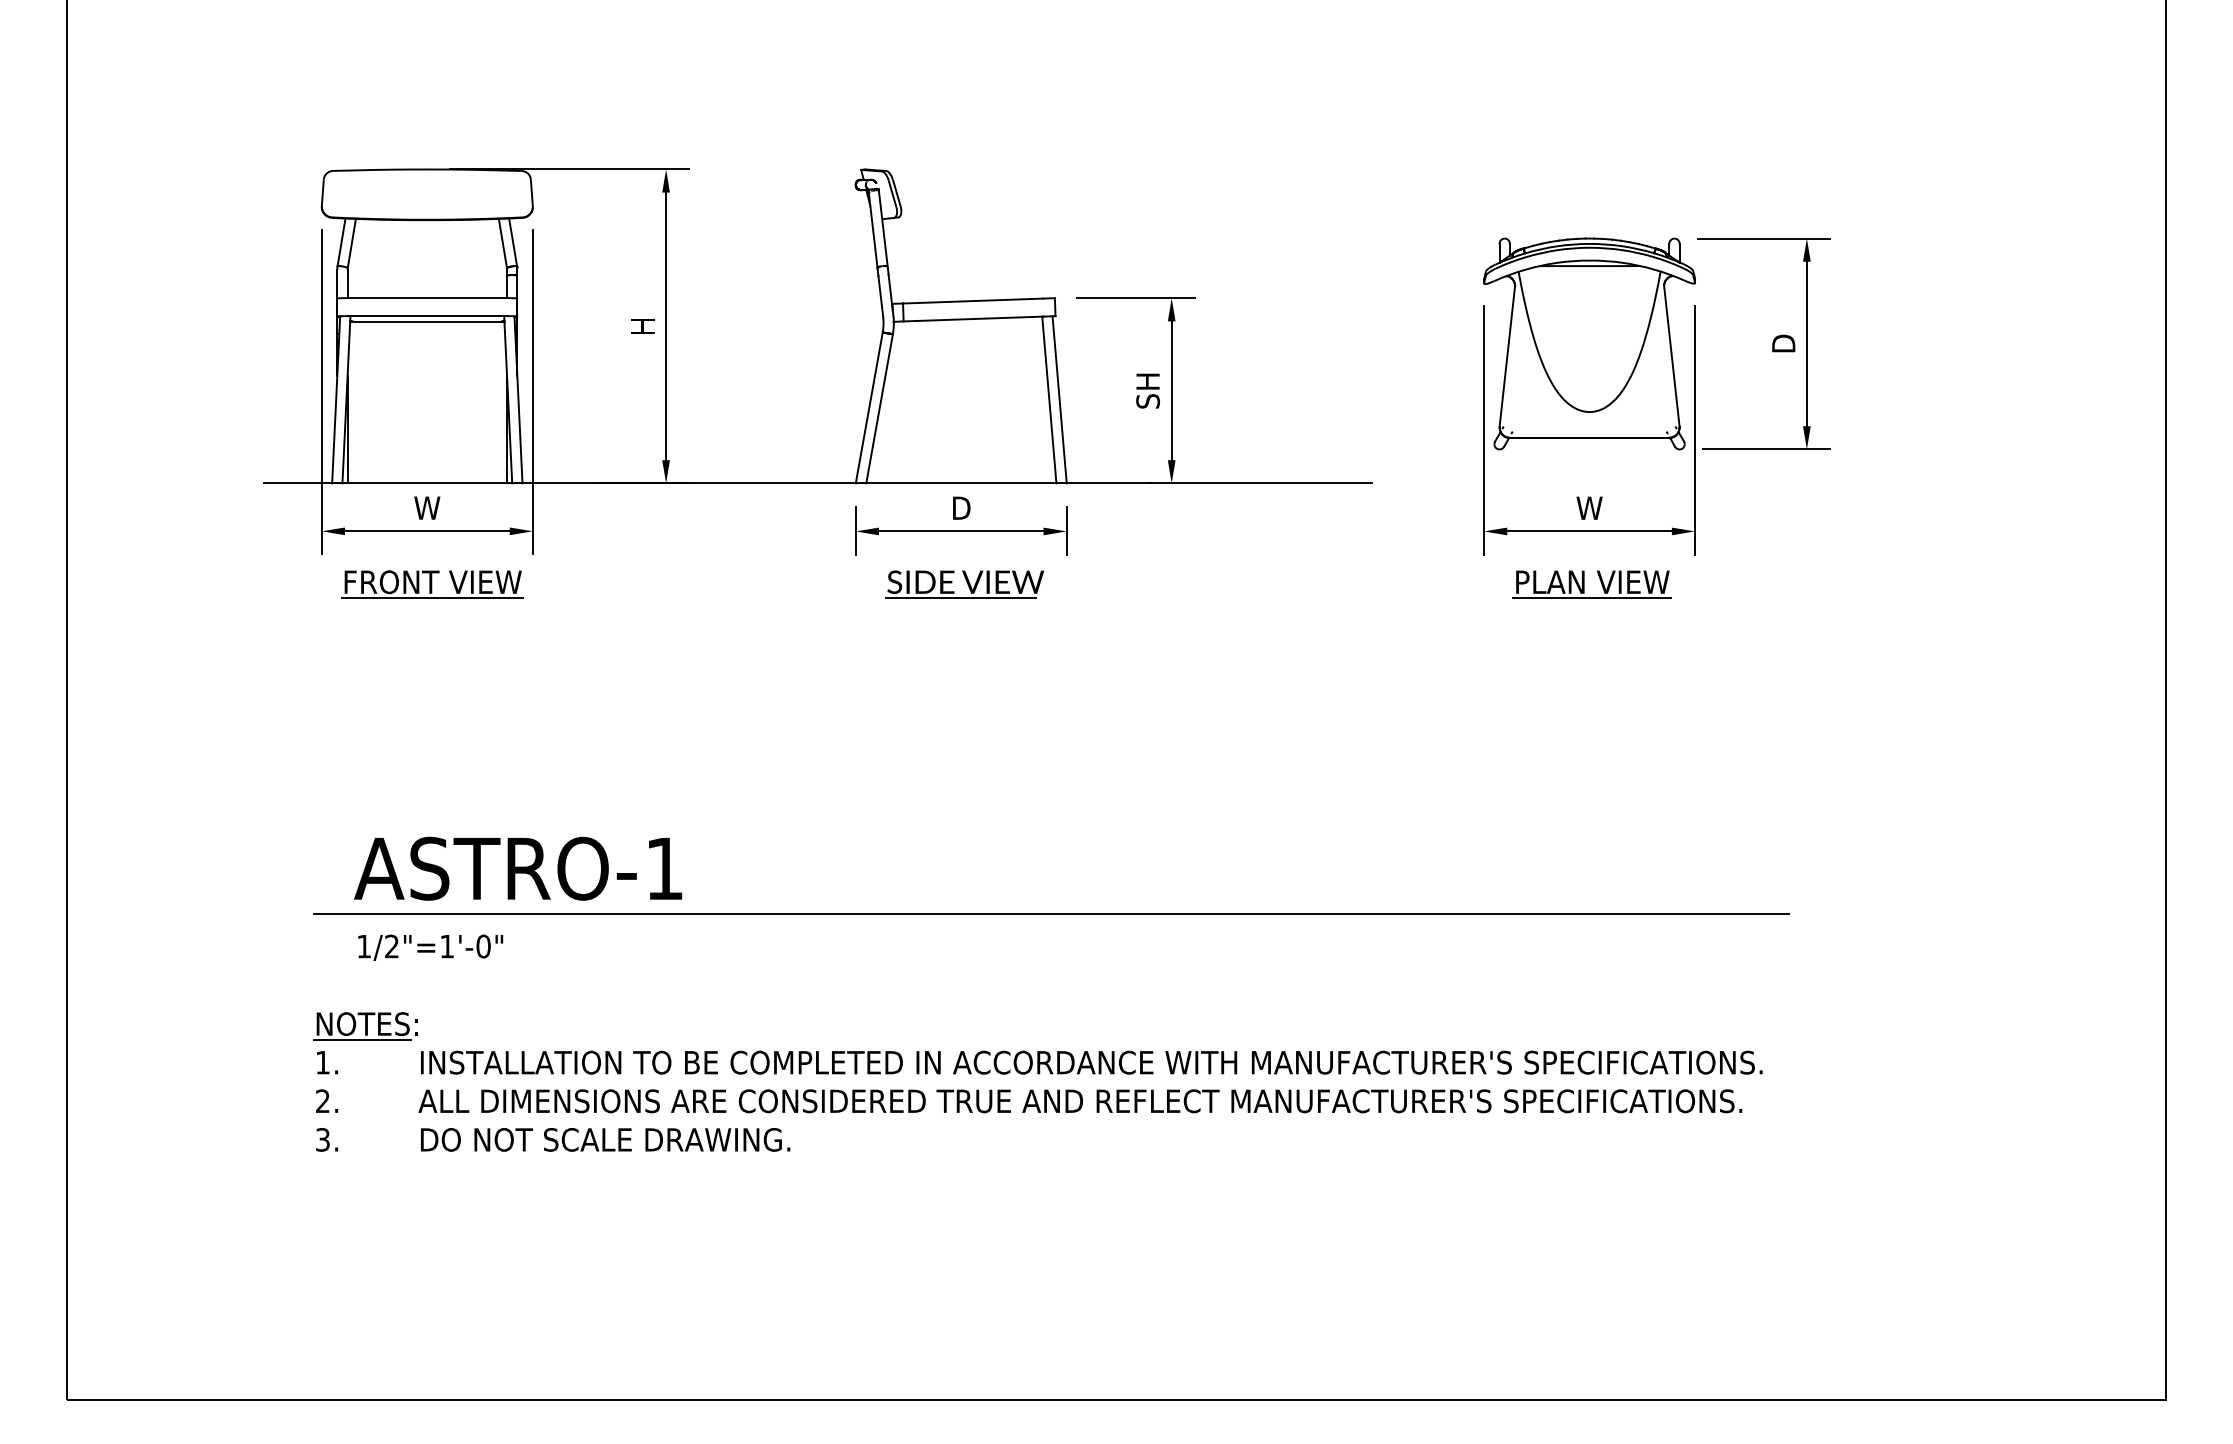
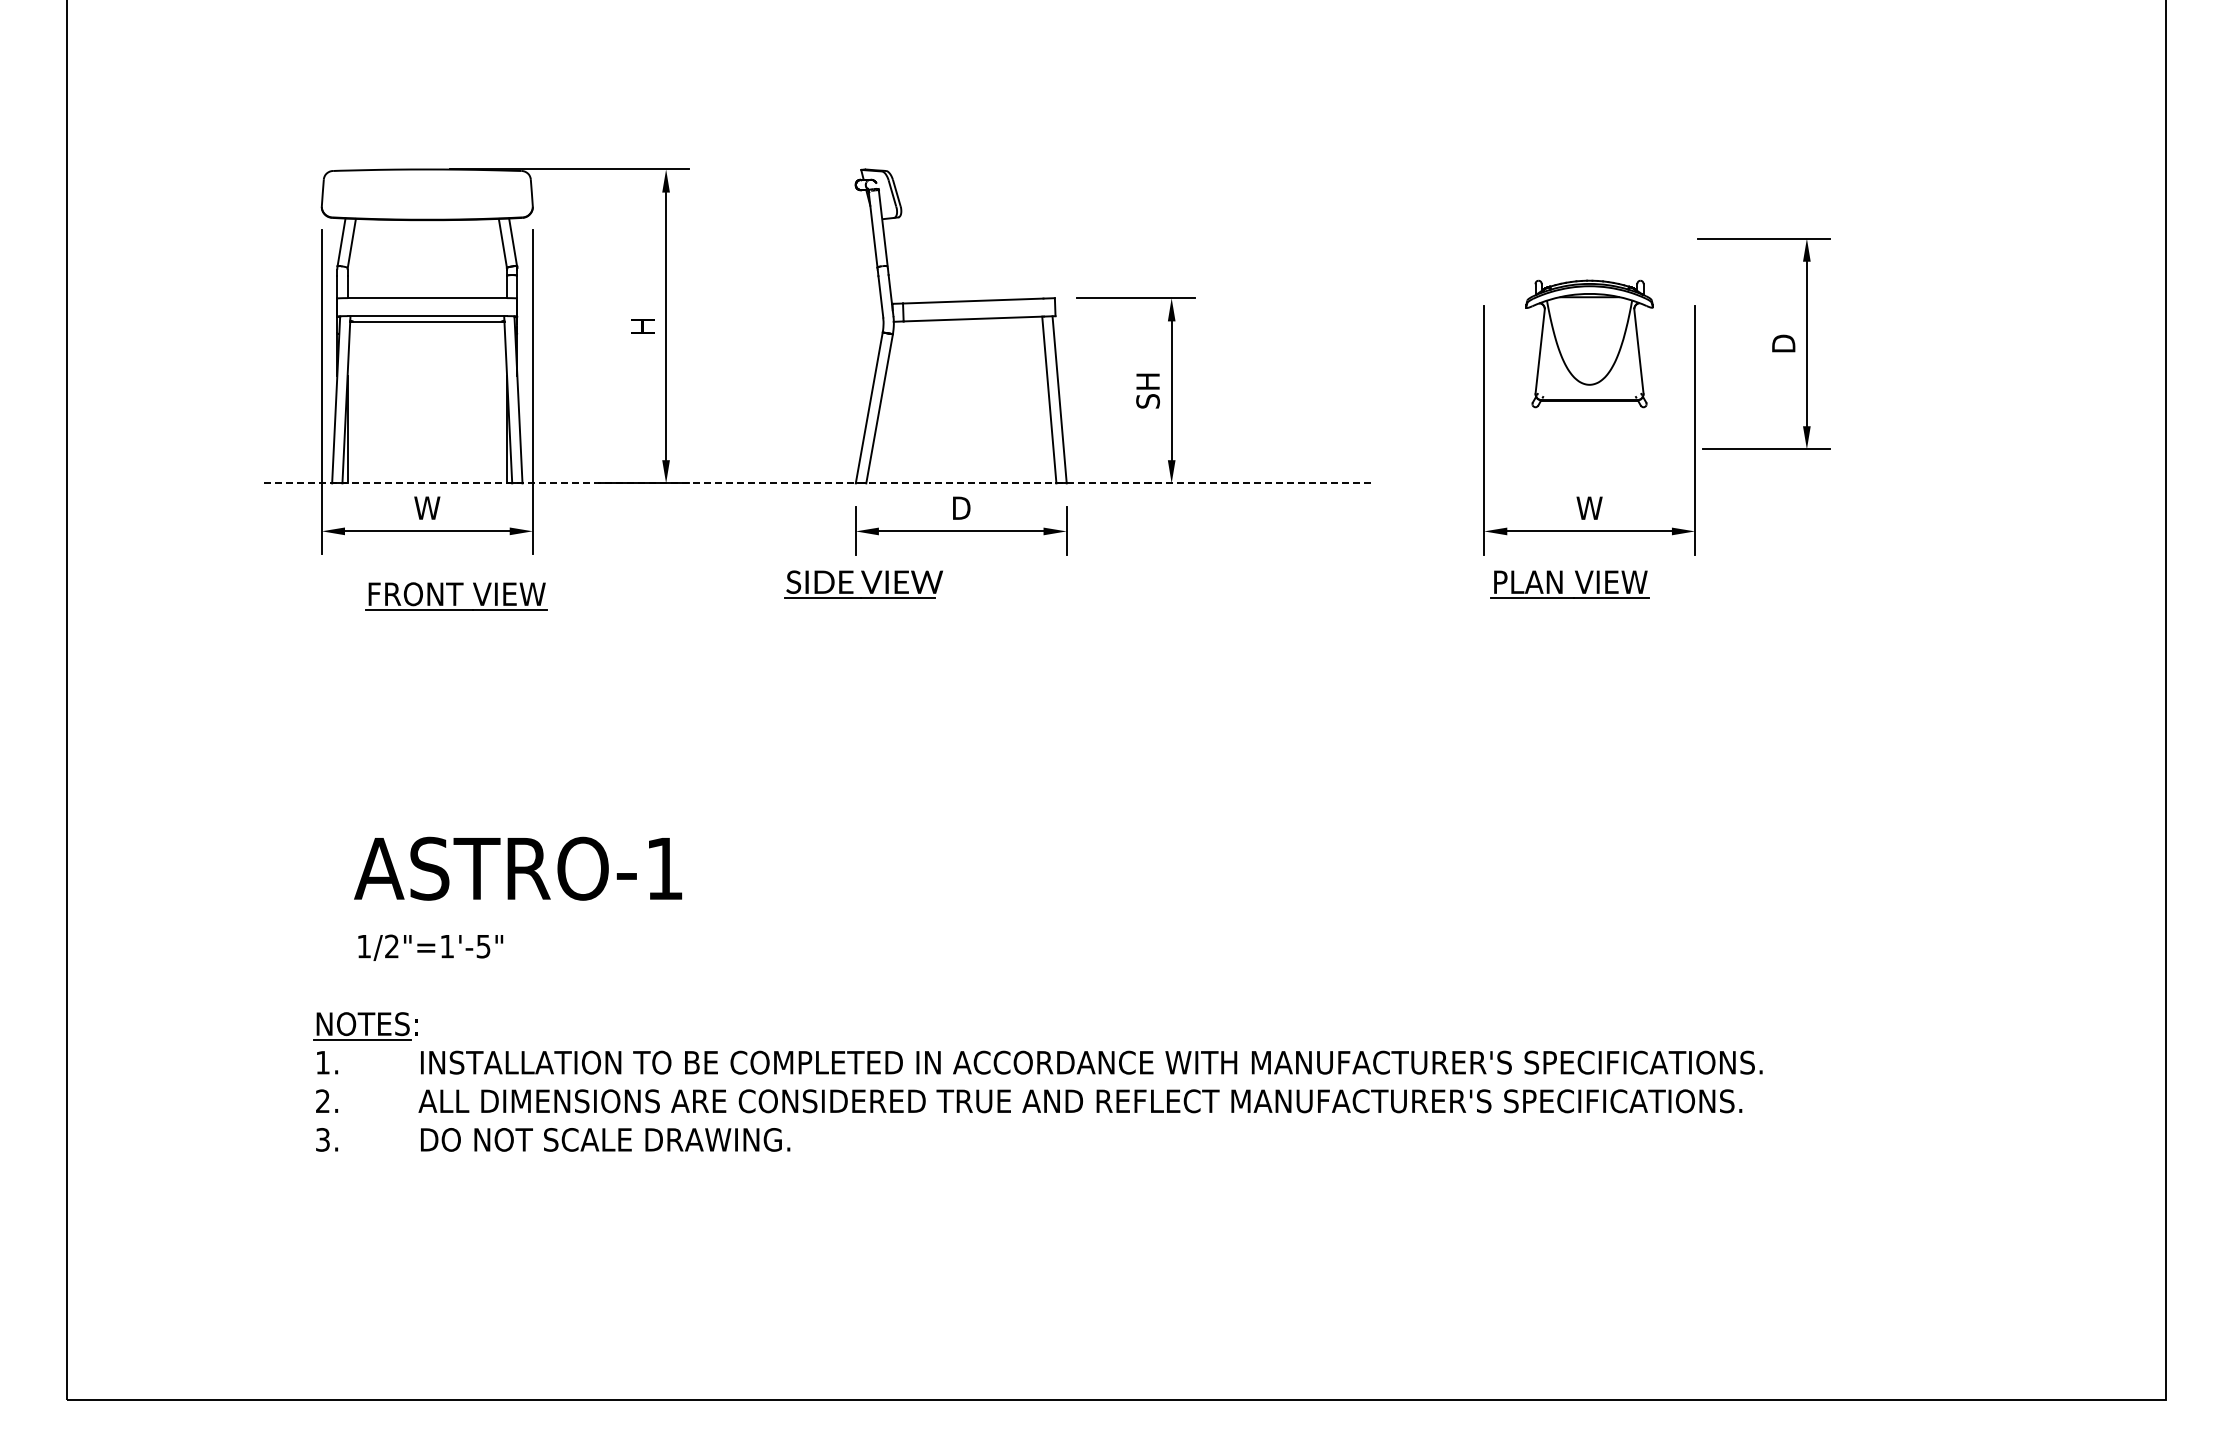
part size: 213x214 px -> 129x130 px (1589, 343)
line: solid -> dashed (818, 483)
part position: (432, 584) -> (456, 596) (456, 596)
part position: (964, 584) -> (863, 584) (863, 584)
part position: (1584, 584) -> (1562, 584) (1562, 584)
line: present -> none (1051, 913)
text: 1/2"=1'-0" -> 1/2"=1'-5" (483, 946)
